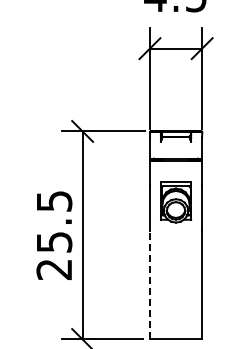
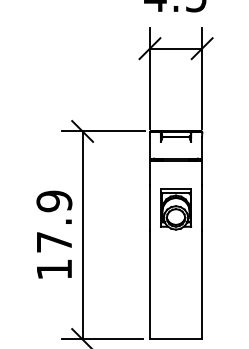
part position: (175, 202) -> (175, 209) (175, 209)
text: 25.5 -> 17.9 (54, 235)
line: dashed -> solid (149, 284)
